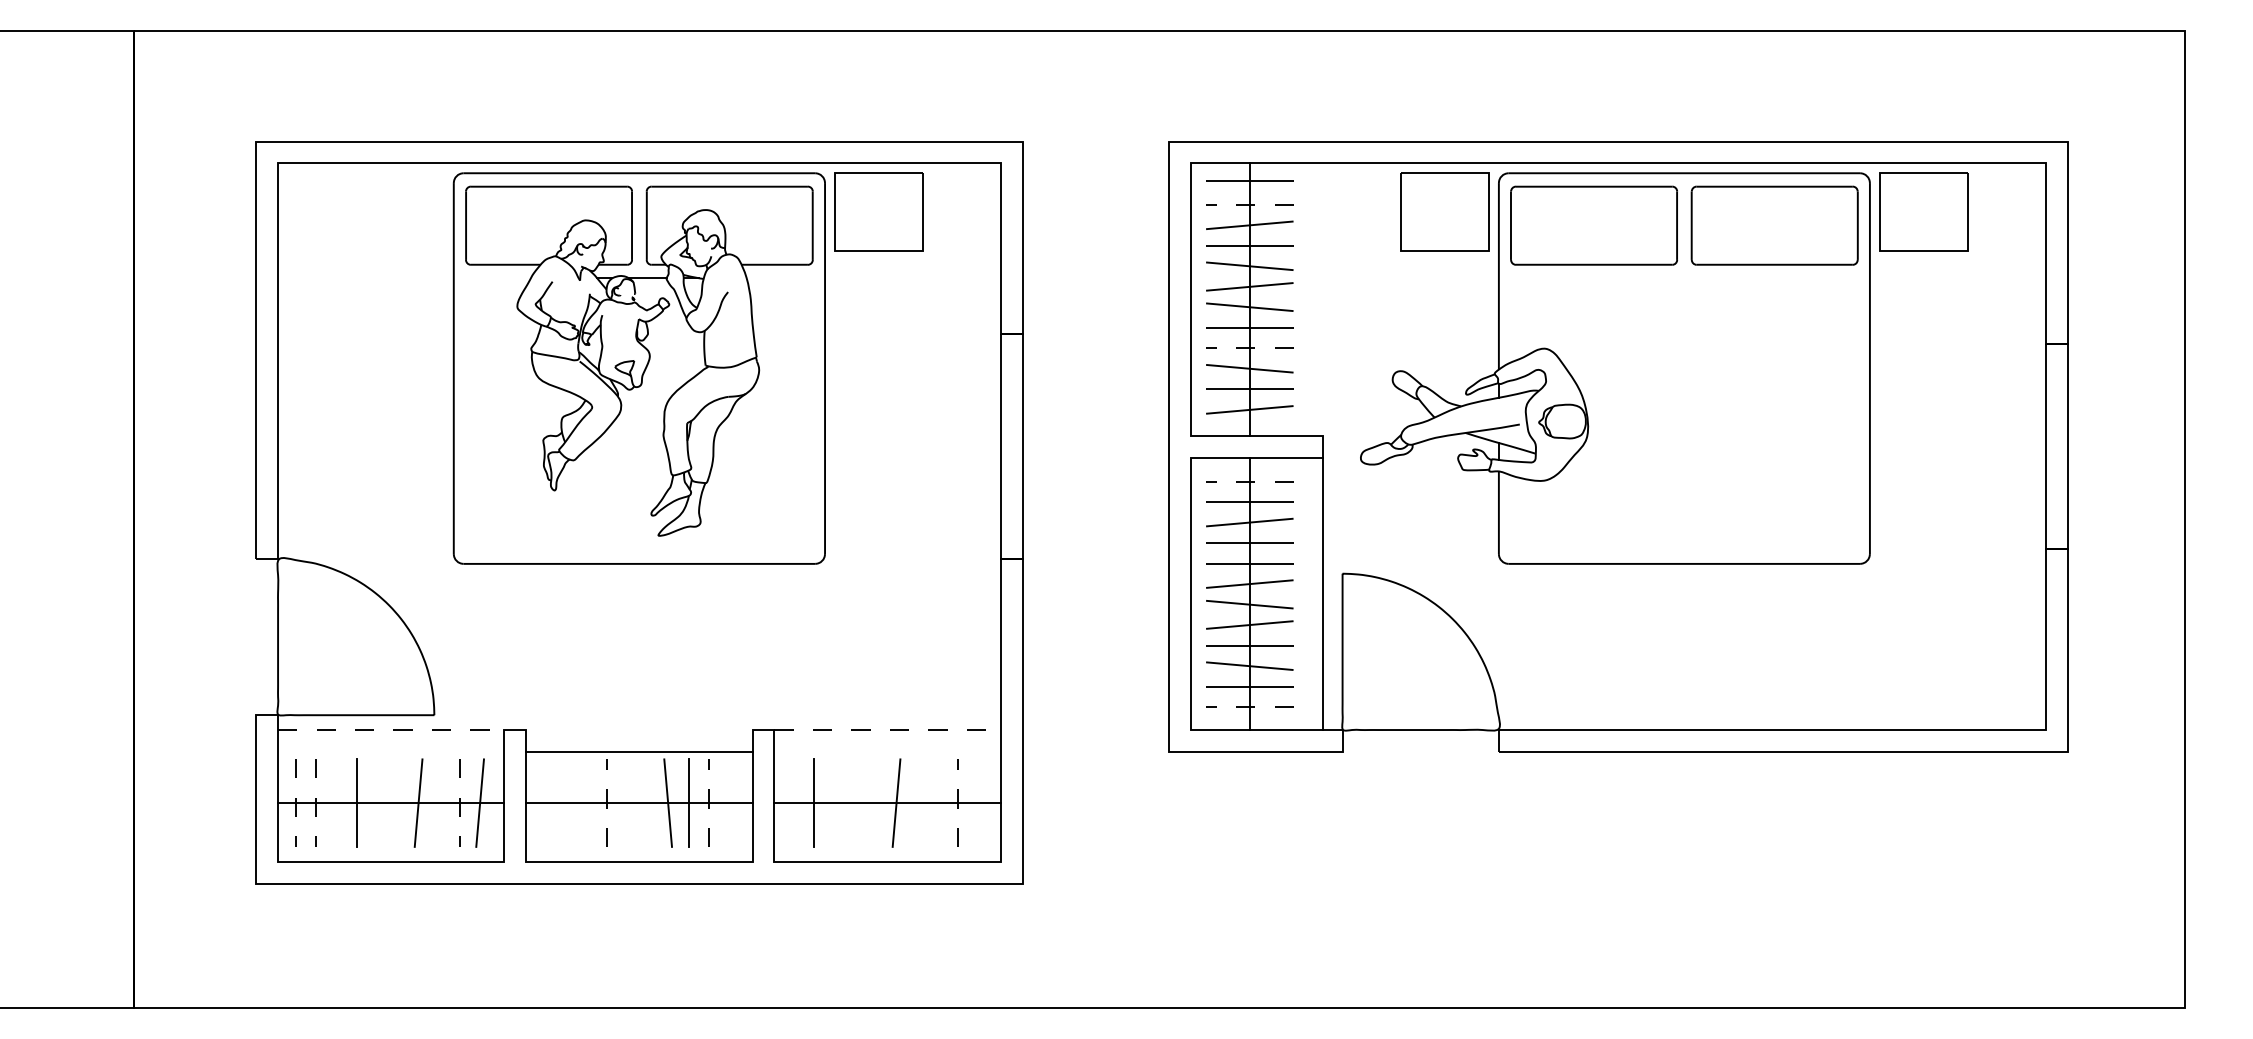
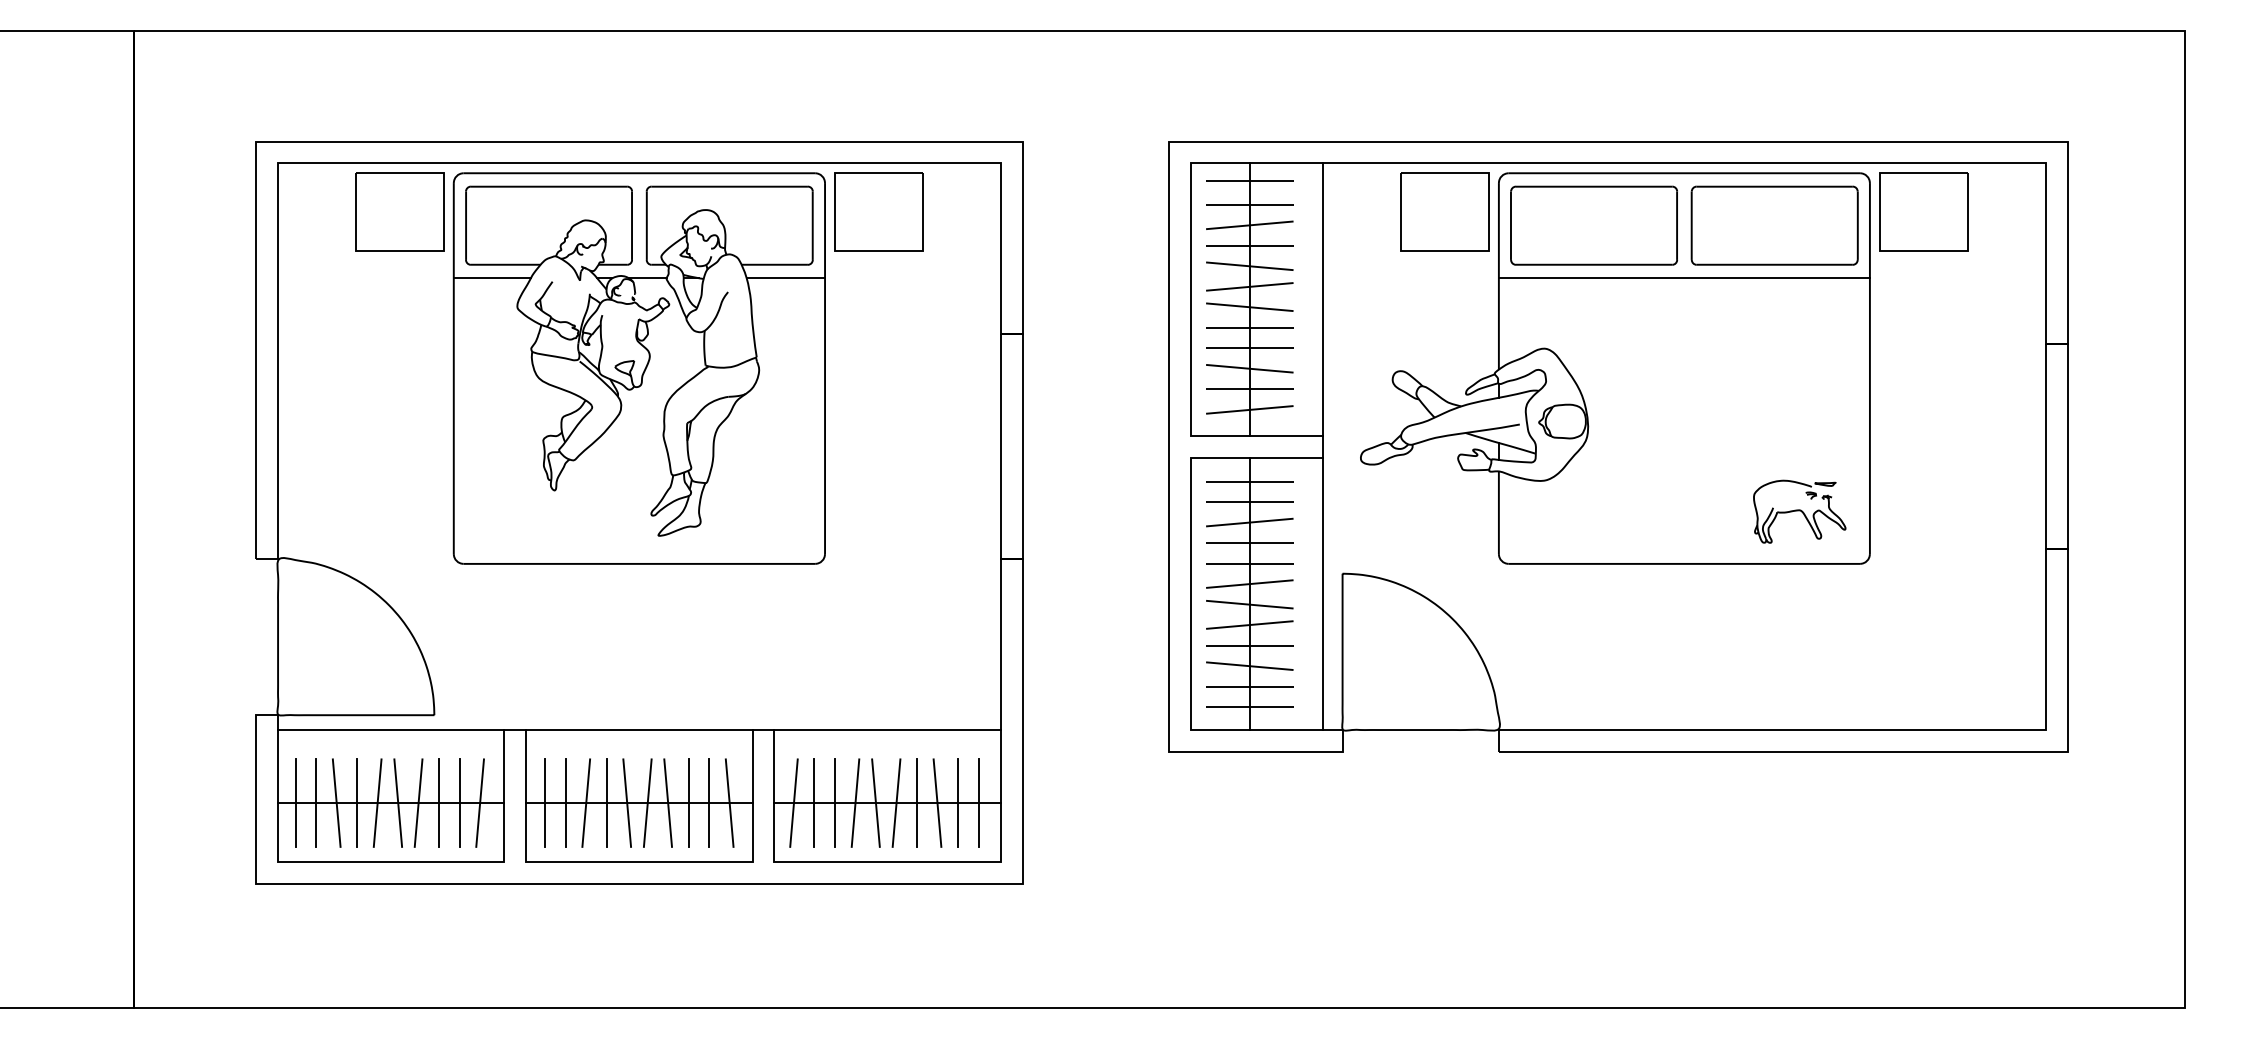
line: dashed -> solid (1249, 204)
part: none -> present (399, 211)
line: none -> present (491, 278)
line: none -> present (785, 278)
line: none -> present (1683, 278)
line: none -> present (1322, 299)
line: dashed -> solid (1249, 348)
line: dashed -> solid (1249, 481)
part: none -> present (1799, 511)
line: dashed -> solid (1249, 707)
line: dashed -> solid (391, 730)
line: dashed -> solid (888, 730)
line position: (639, 752) -> (639, 730) (639, 730)
line: none -> present (336, 802)
line: none -> present (377, 802)
line: none -> present (398, 802)
line: none -> present (586, 802)
line: none -> present (627, 802)
line: none -> present (647, 802)
line: none -> present (729, 802)
line: none -> present (793, 802)
line: none -> present (855, 802)
line: none -> present (875, 802)
line: none -> present (937, 802)
line: dashed -> solid (295, 803)
line: dashed -> solid (316, 803)
line: none -> present (439, 803)
line: dashed -> solid (459, 803)
line: none -> present (545, 803)
line: none -> present (565, 803)
line: dashed -> solid (606, 803)
line: dashed -> solid (709, 803)
line: none -> present (835, 803)
line: none -> present (917, 803)
line: dashed -> solid (958, 803)
line: none -> present (978, 803)
